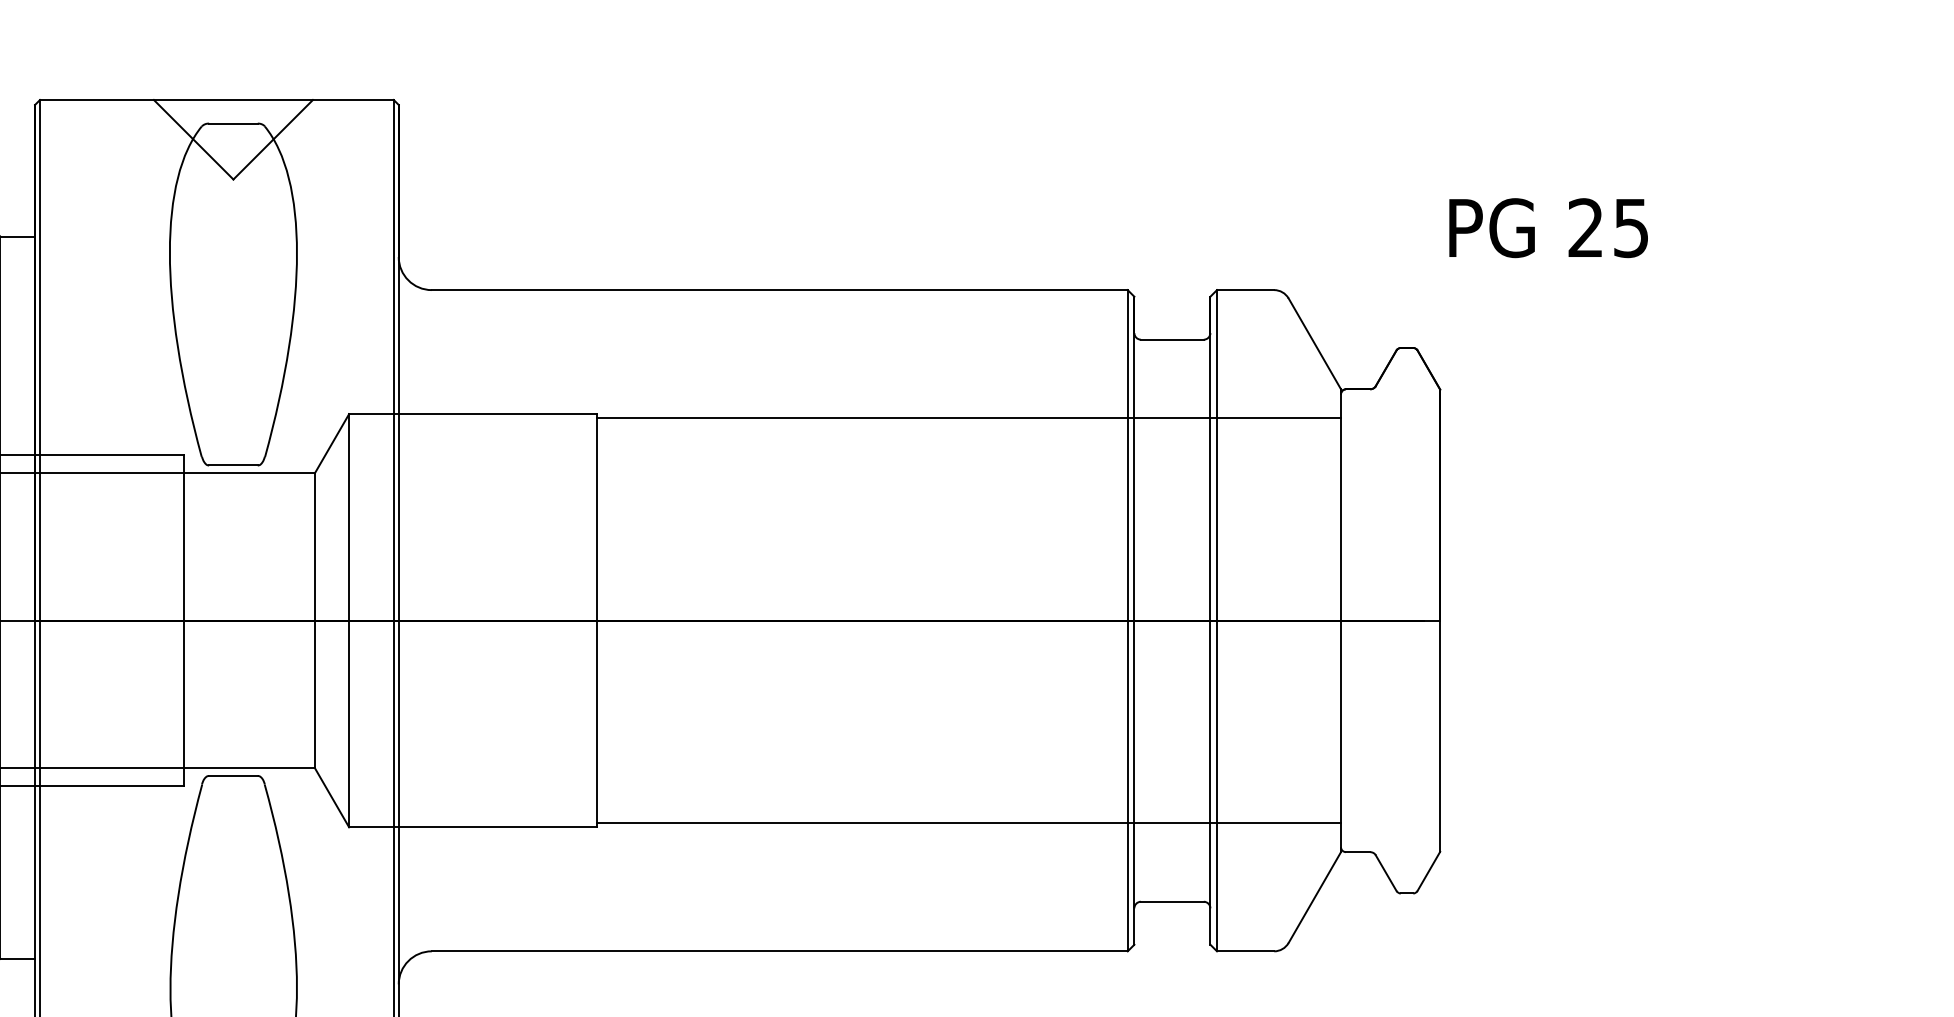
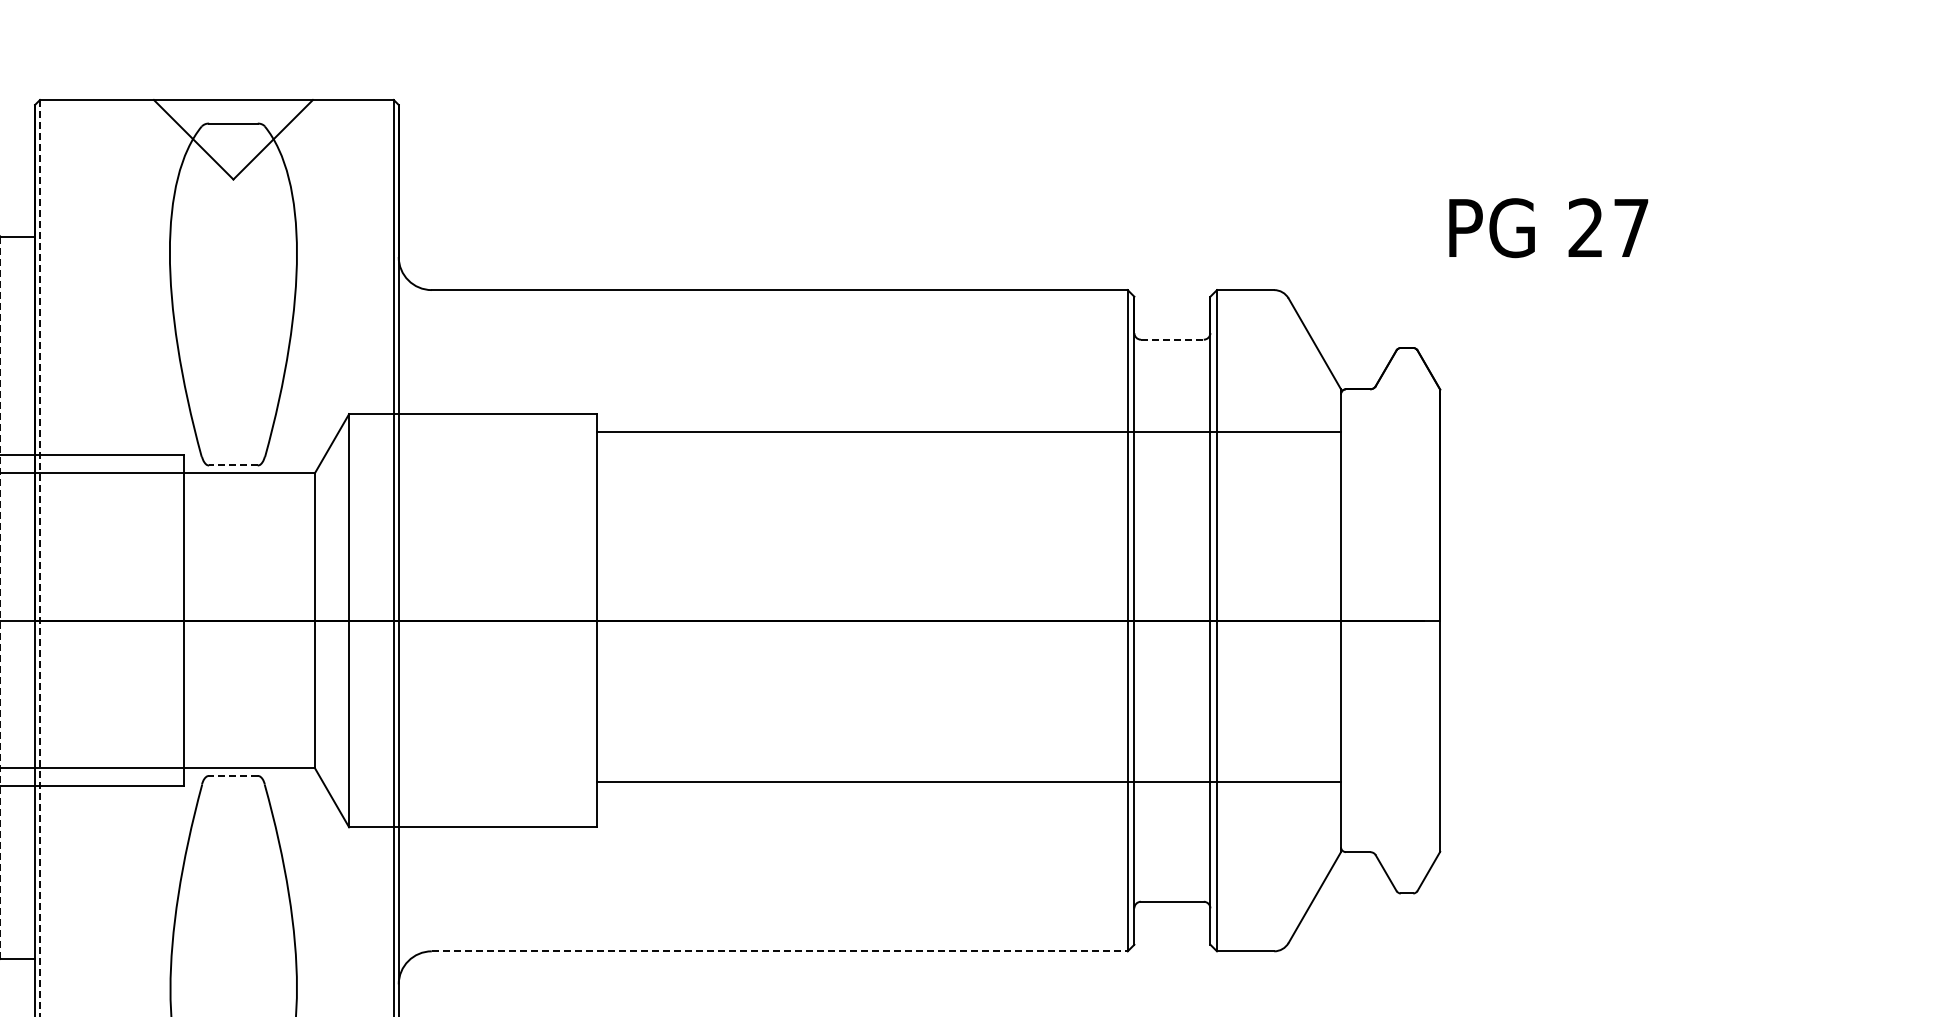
text: 25 -> 27 (1631, 228)
line: solid -> dashed (1172, 339)
line position: (969, 418) -> (969, 432) (969, 432)
line: solid -> dashed (232, 465)
line: solid -> dashed (40, 558)
line: solid -> dashed (0, 598)
line: solid -> dashed (232, 775)
line position: (969, 823) -> (969, 782) (969, 782)
line: solid -> dashed (779, 951)
